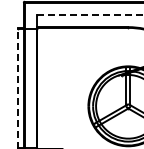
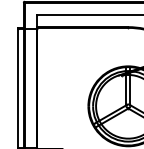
line: dashed -> solid (90, 14)
line: dashed -> solid (17, 87)
